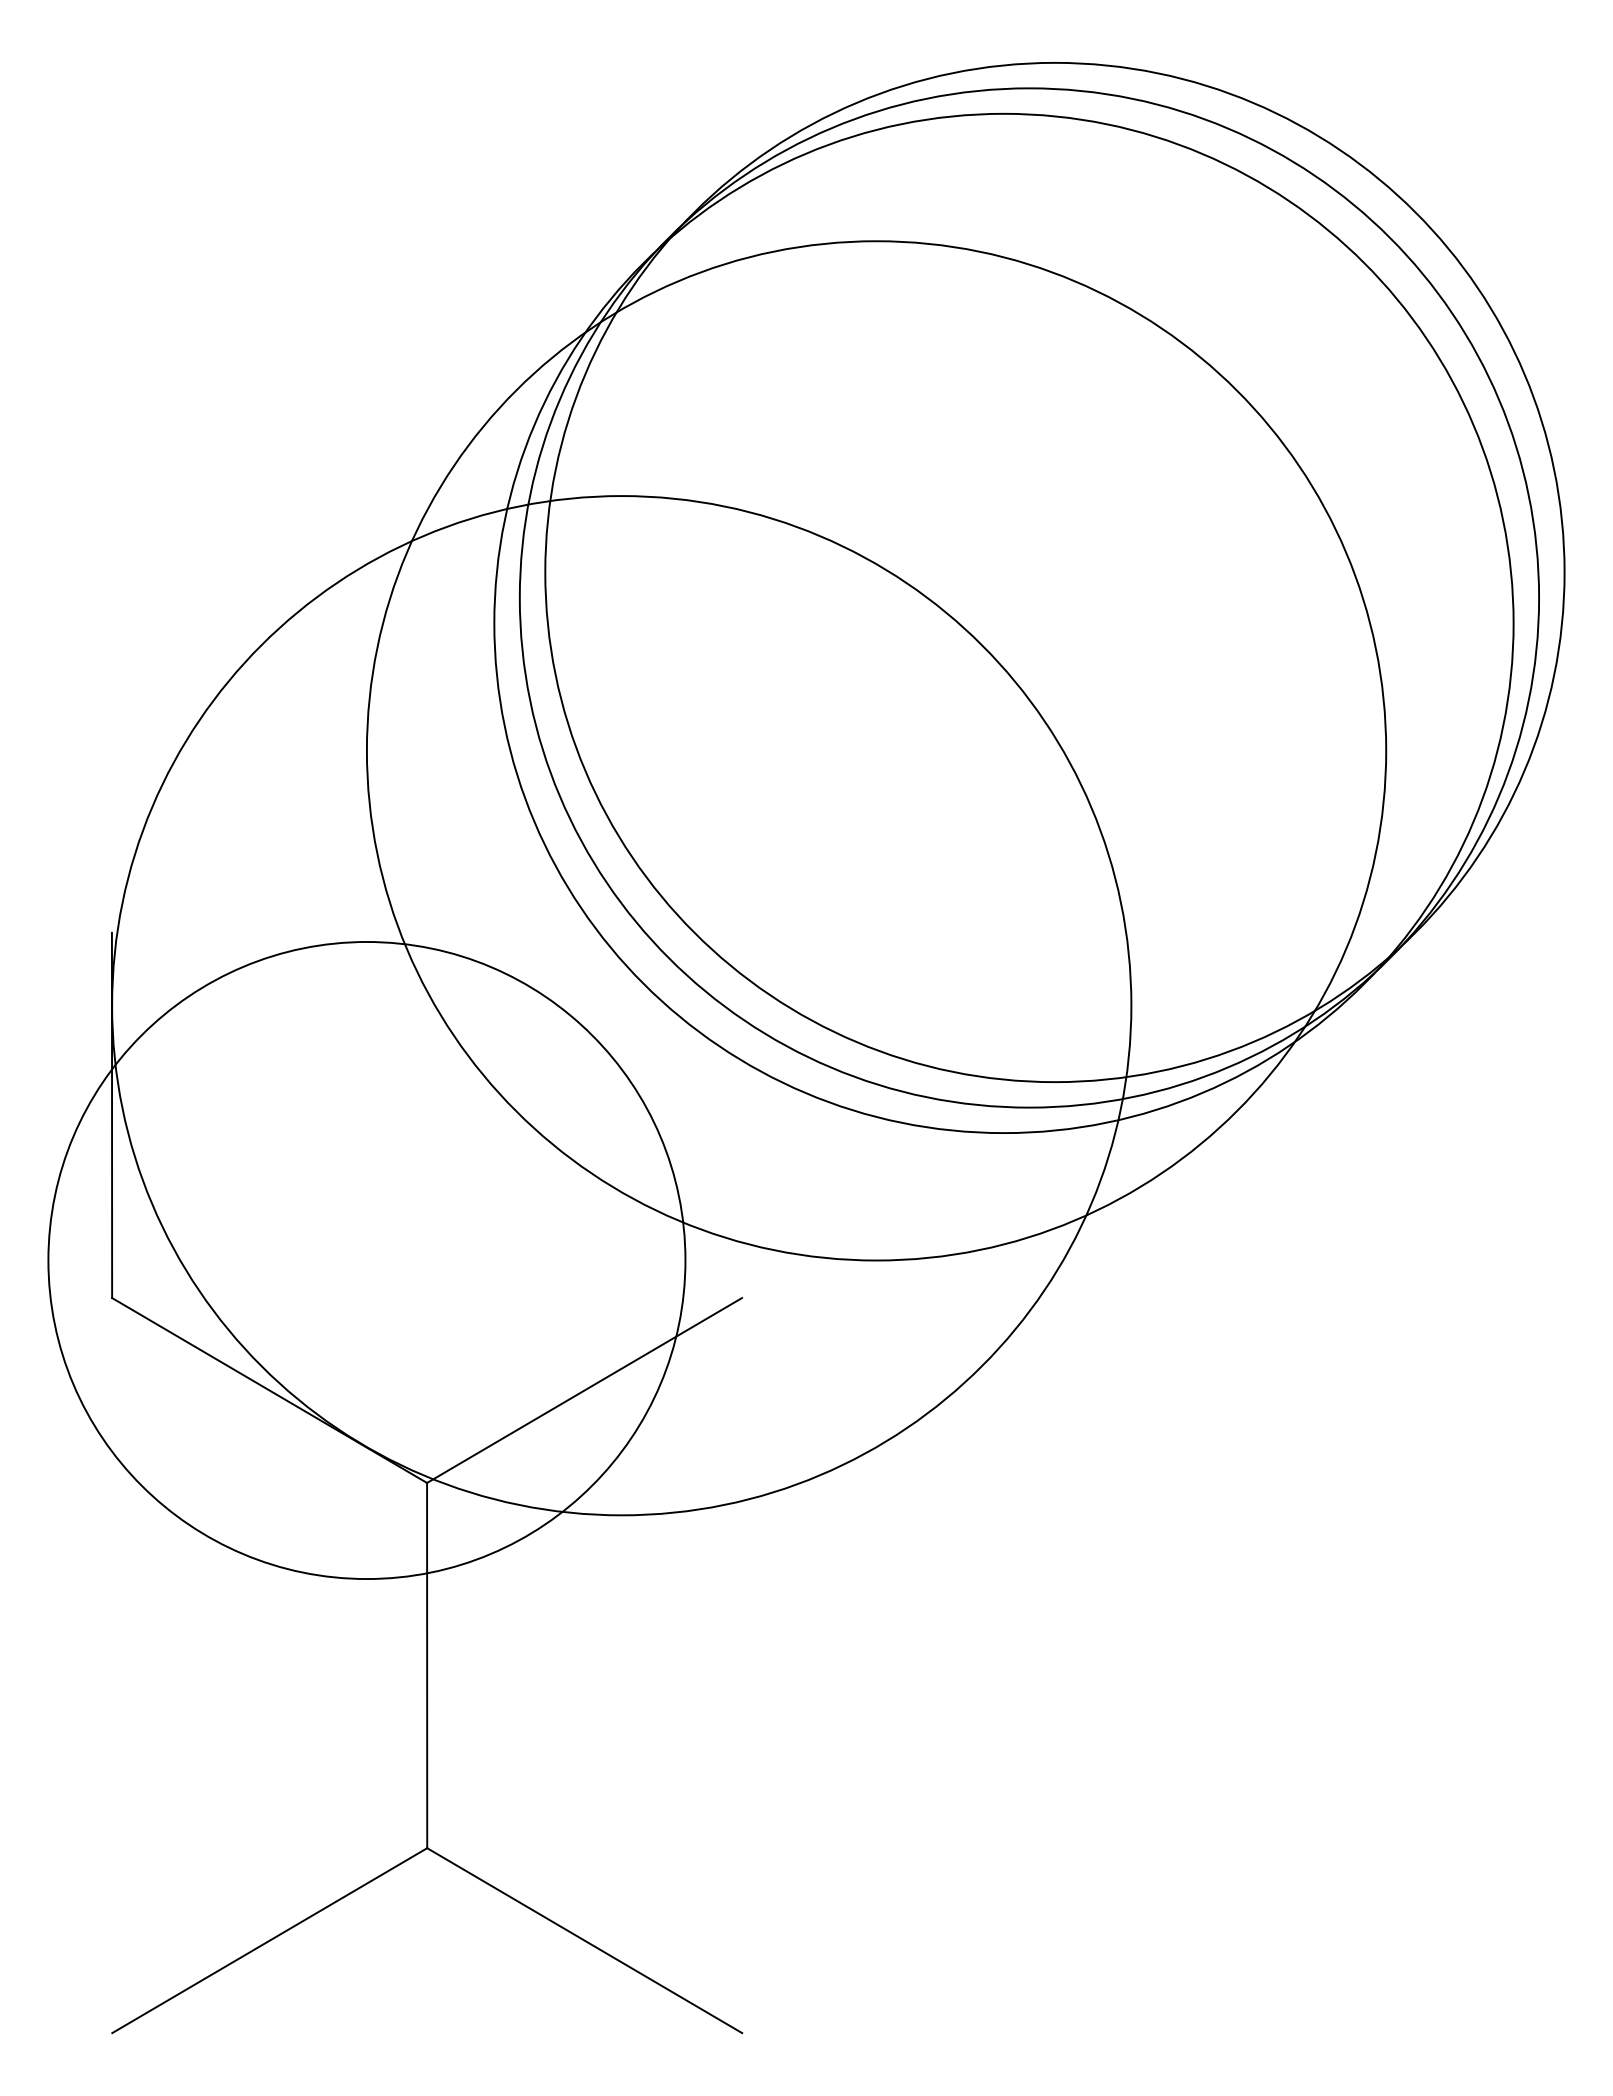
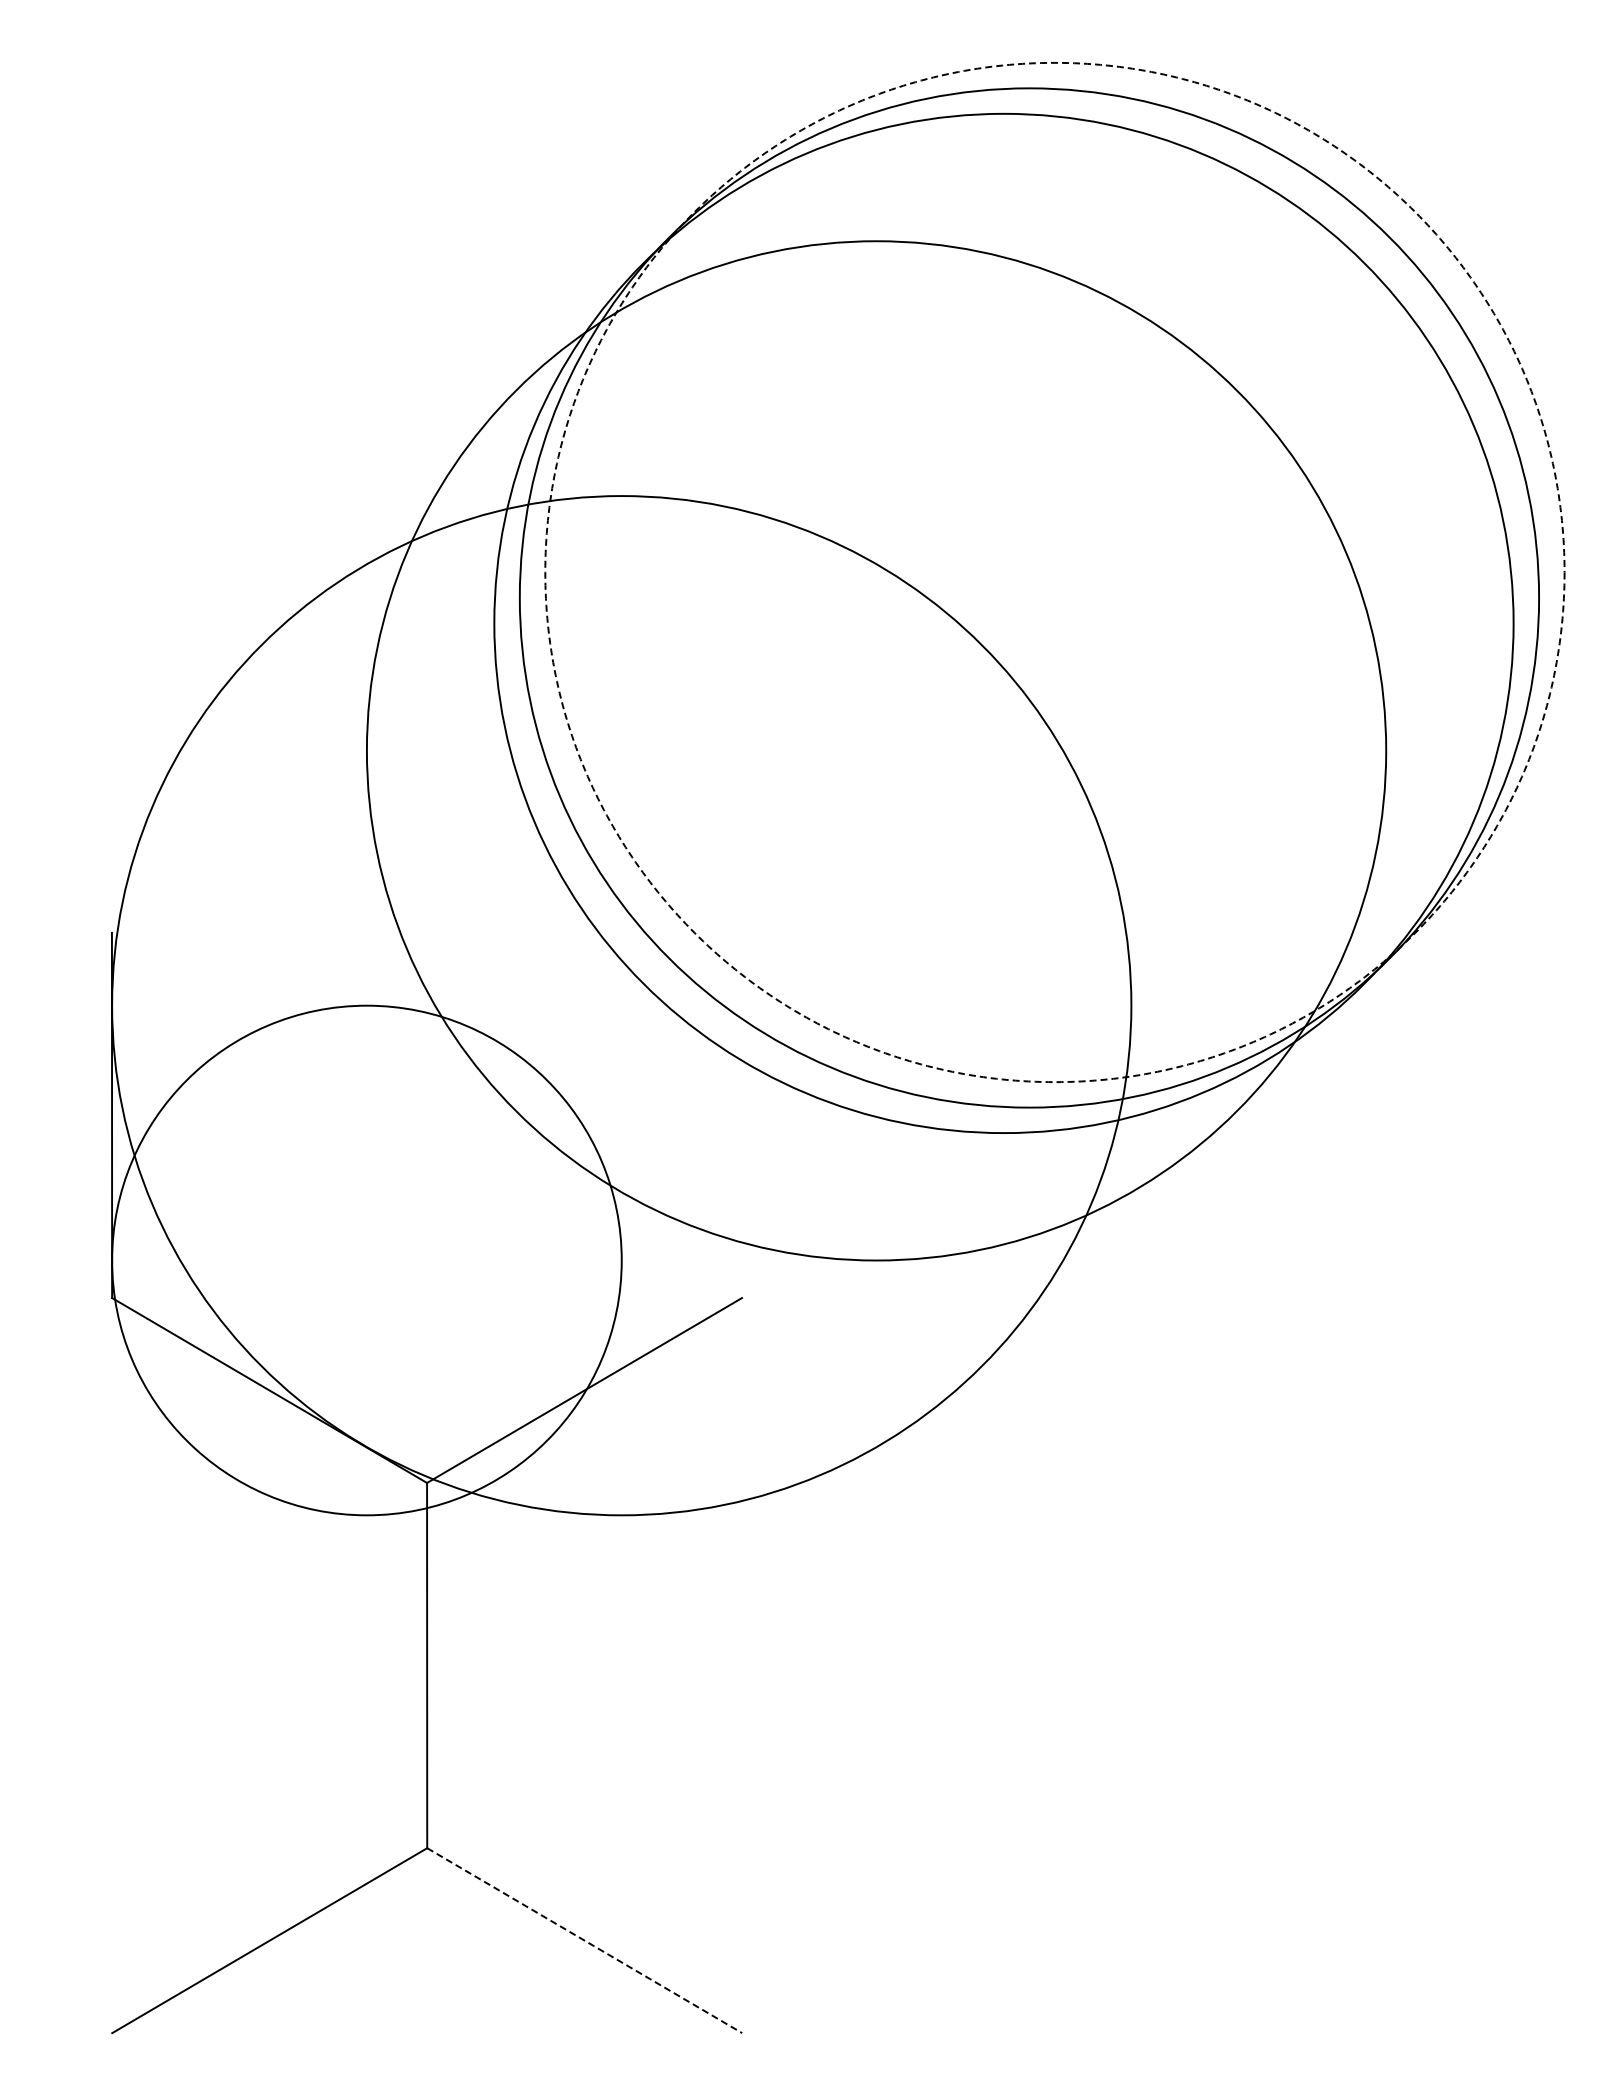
circle: solid -> dashed (1054, 572)
circle diameter: 637 px -> 510 px (366, 1260)
line: solid -> dashed (584, 1940)
